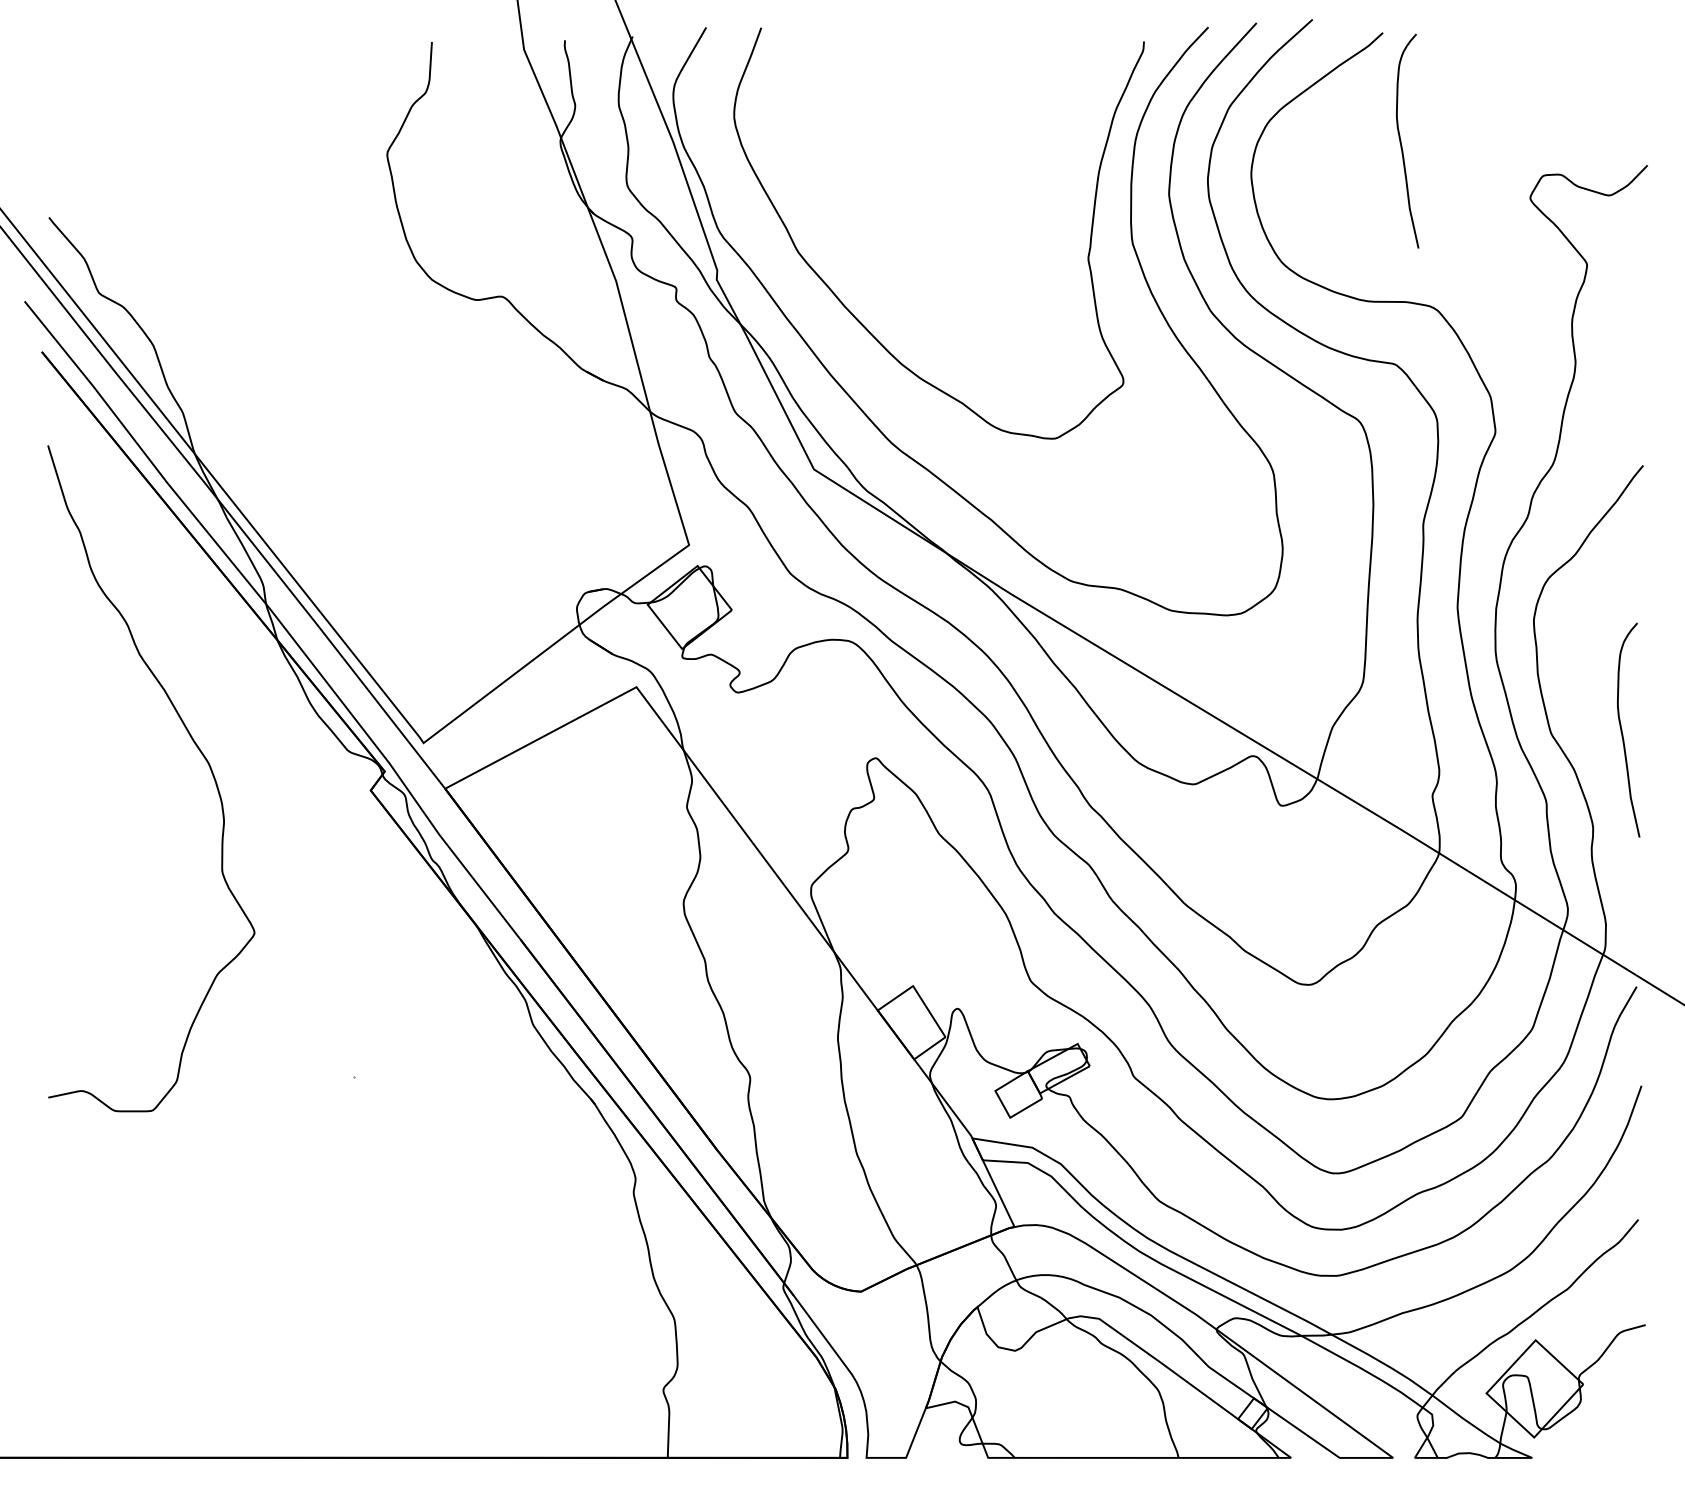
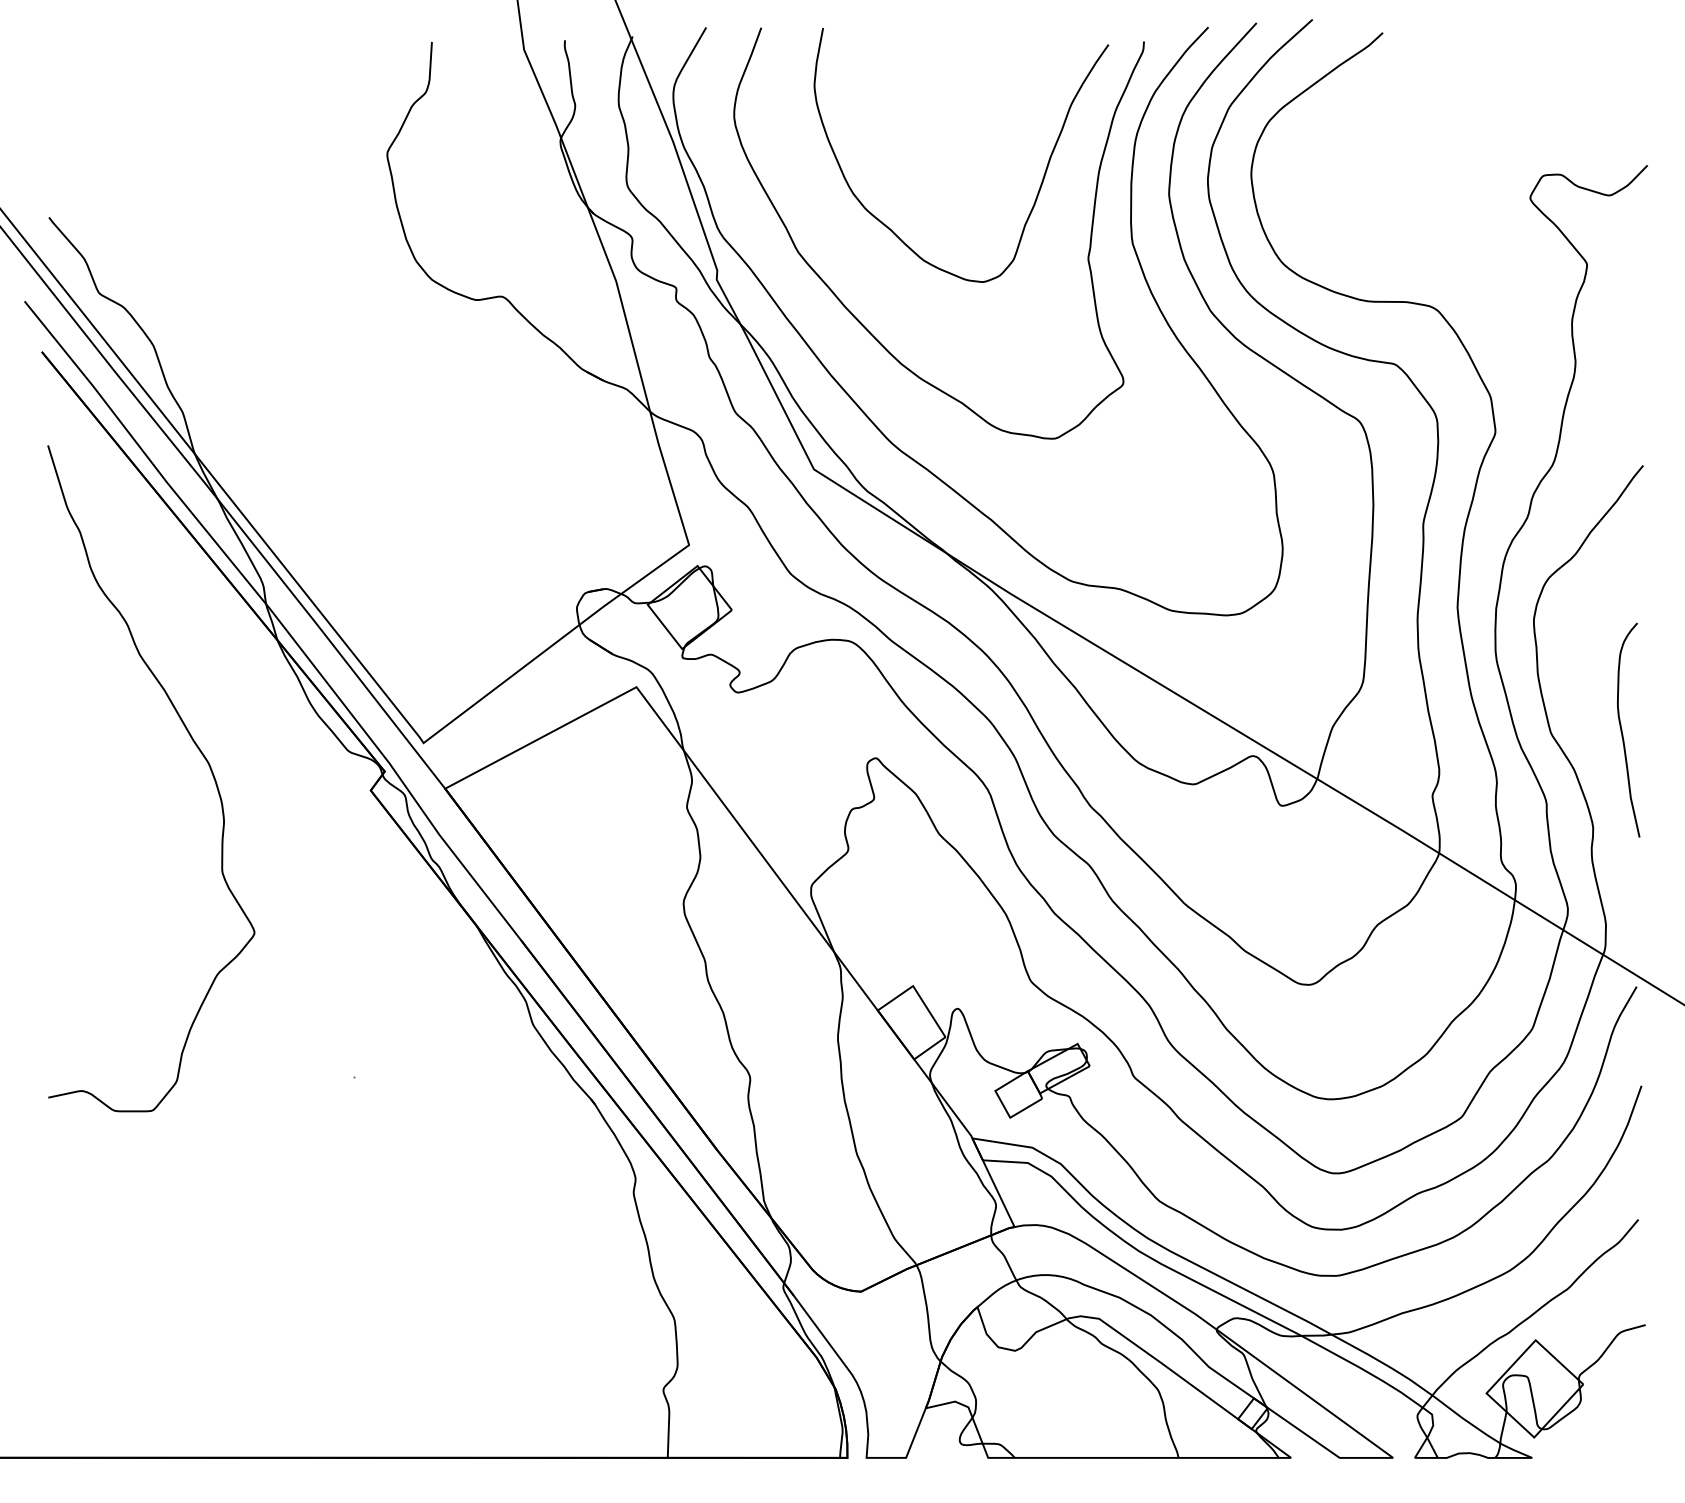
curve: present -> none (1401, 140)
curve: none -> present (1041, 181)
